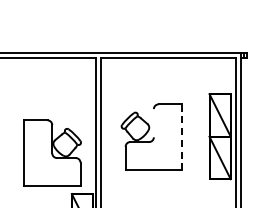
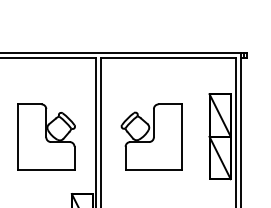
line: none -> present (153, 123)
line: dashed -> solid (182, 137)
part position: (52, 152) -> (46, 136) (46, 136)
